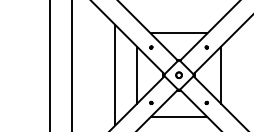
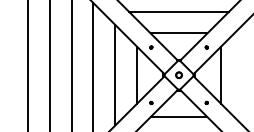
line: none -> present (178, 11)
line: none -> present (27, 65)
line: none -> present (93, 65)
